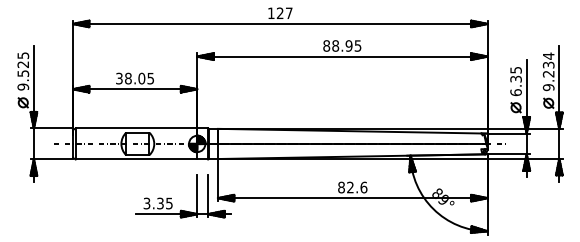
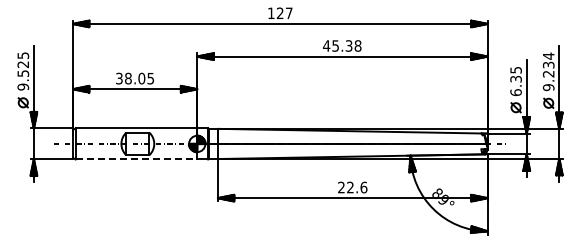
text: 88.95 -> 45.38 (342, 45)
line: solid -> dashed (136, 159)
text: 82.6 -> 22.6 (341, 187)
part: present -> none (171, 197)
